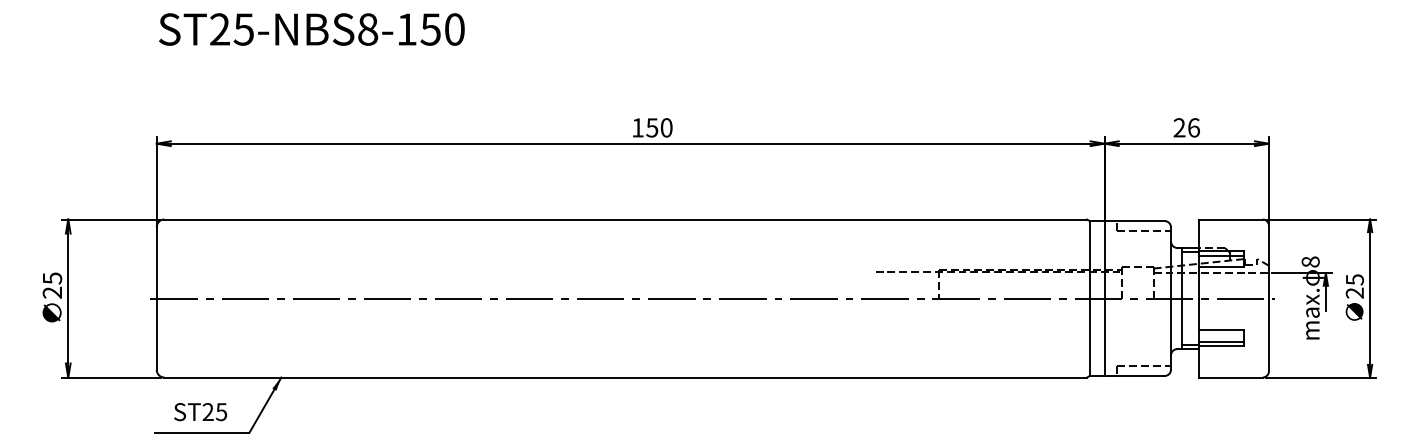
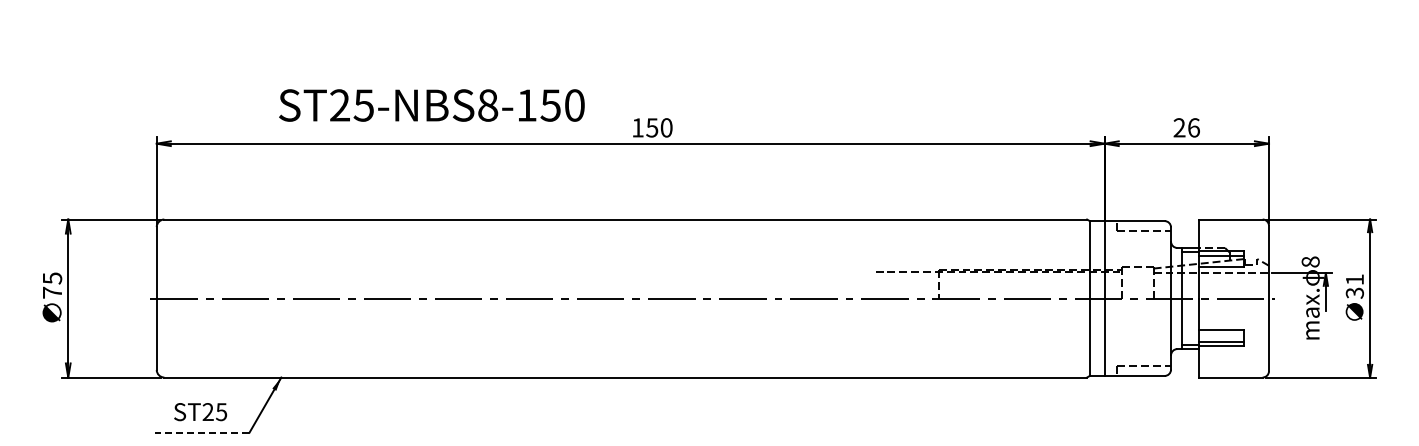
text position: (311, 29) -> (431, 105) (431, 105)
text: 25 -> 31 (1355, 286)
text: 25 -> 75 (51, 292)
line: solid -> dashed (201, 432)
